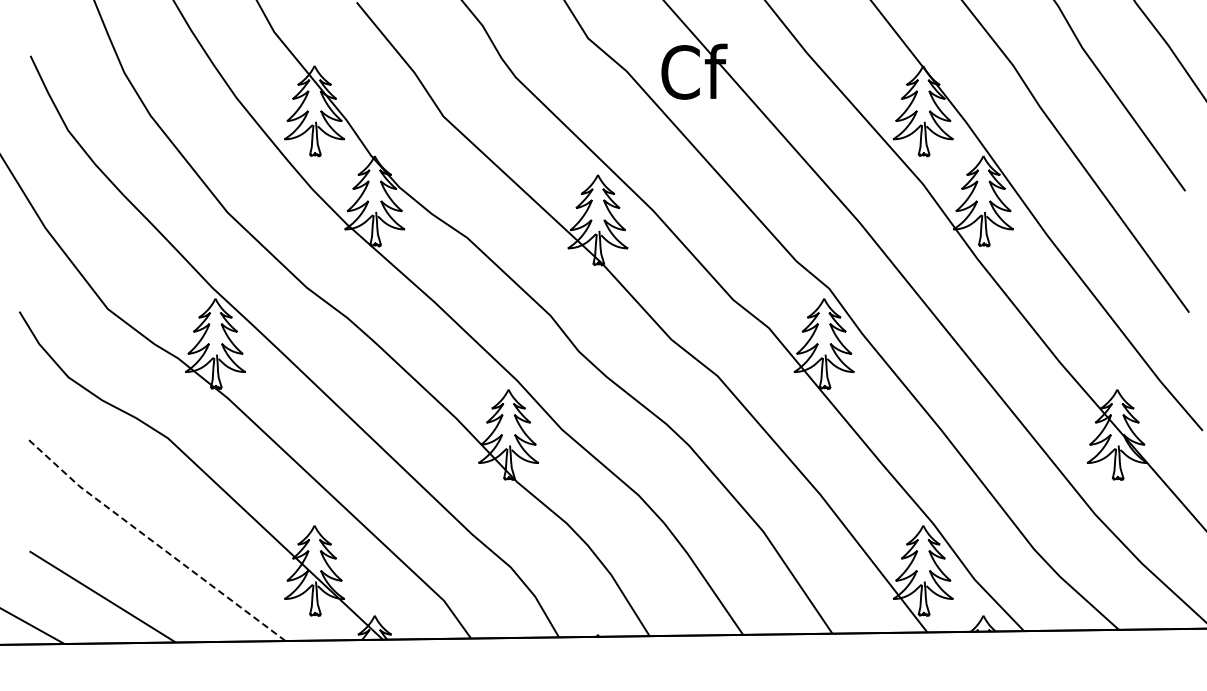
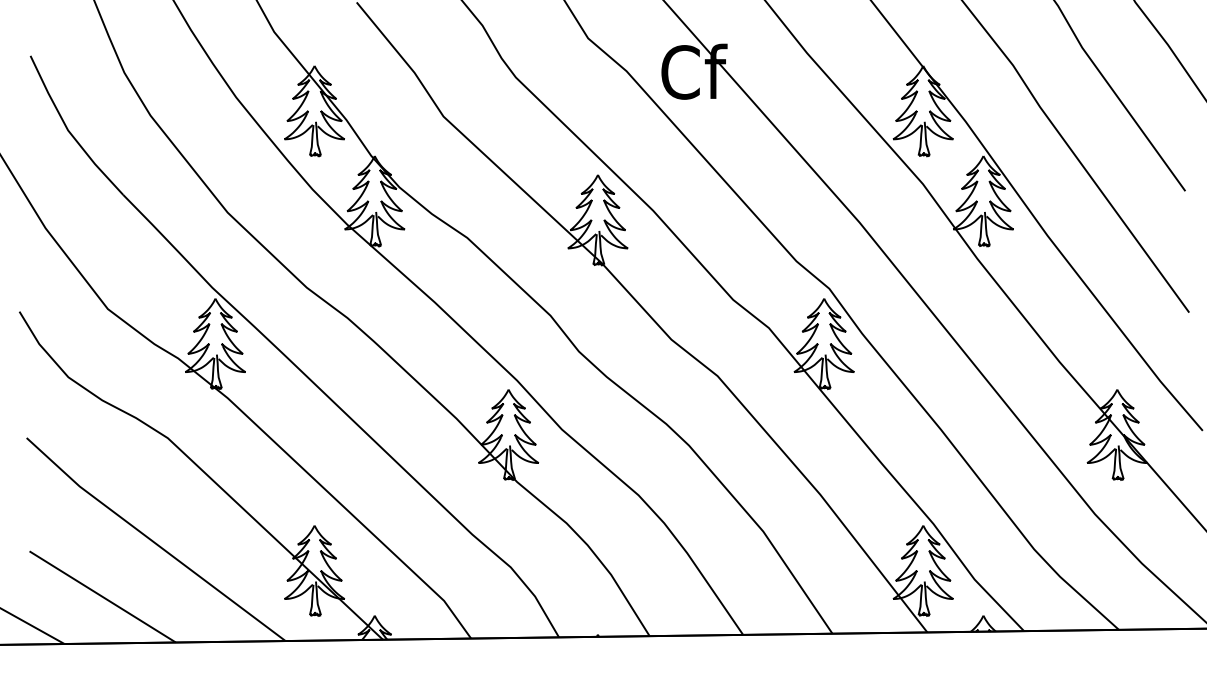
line: dashed -> solid (153, 541)
